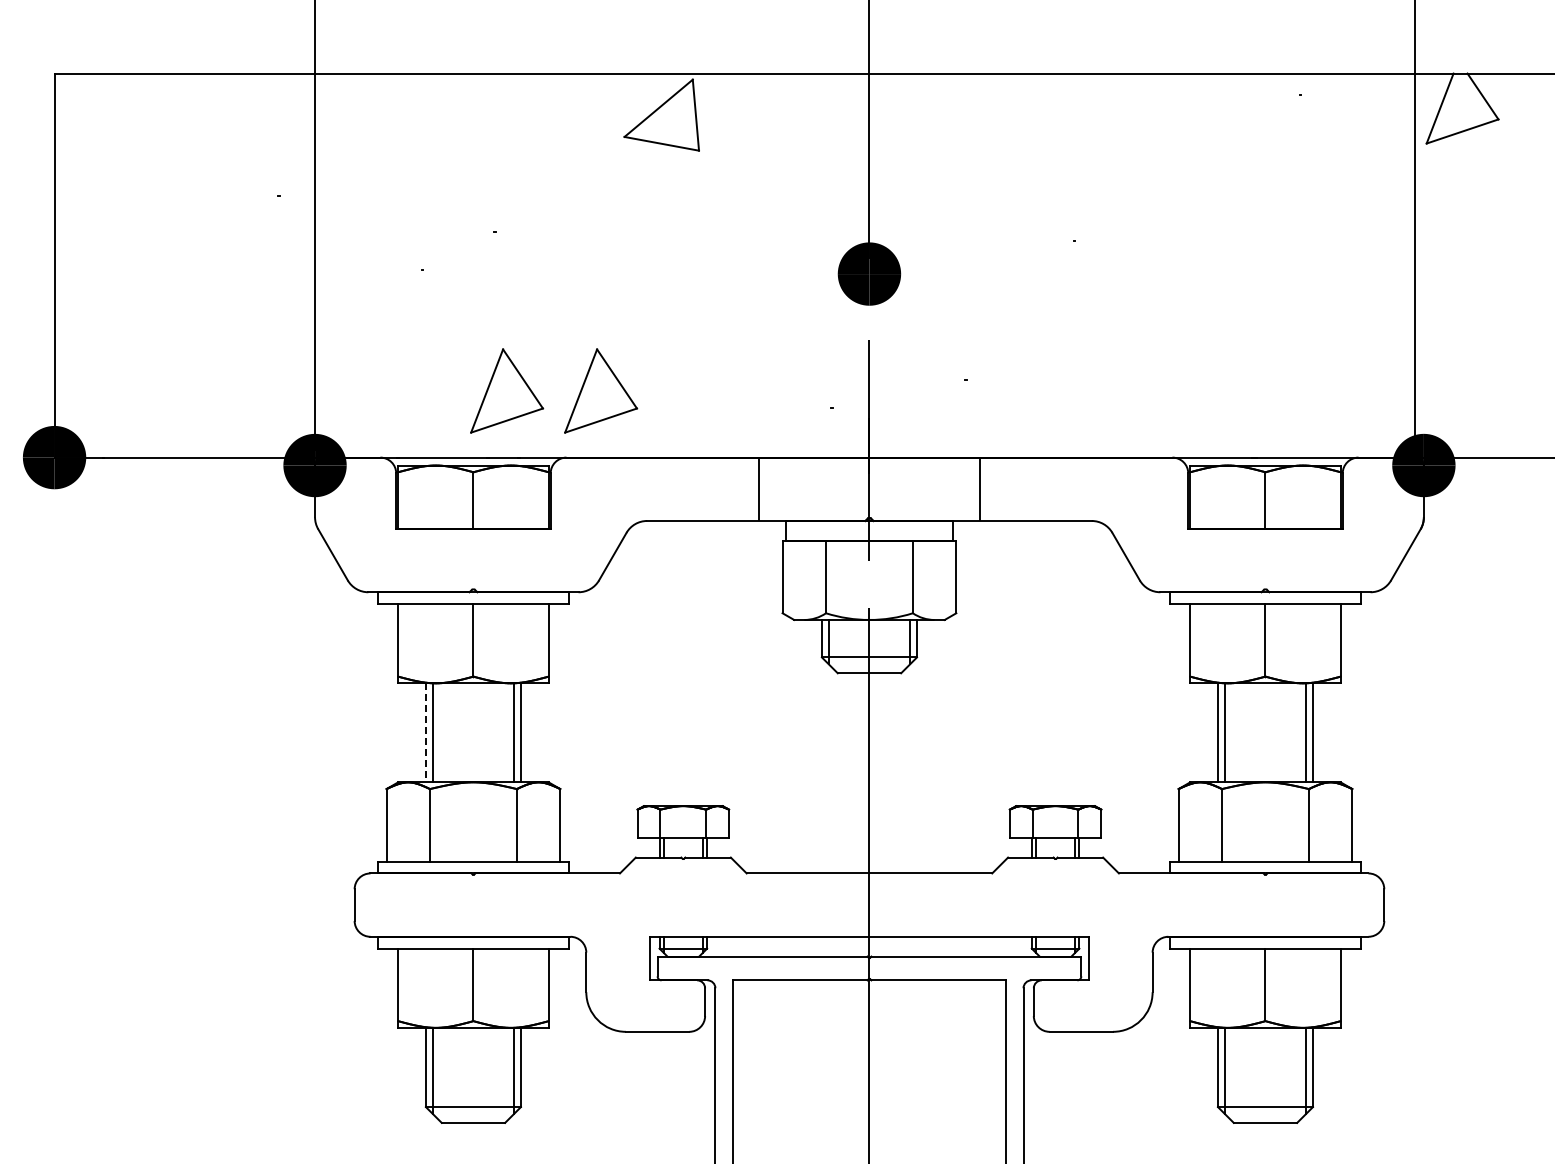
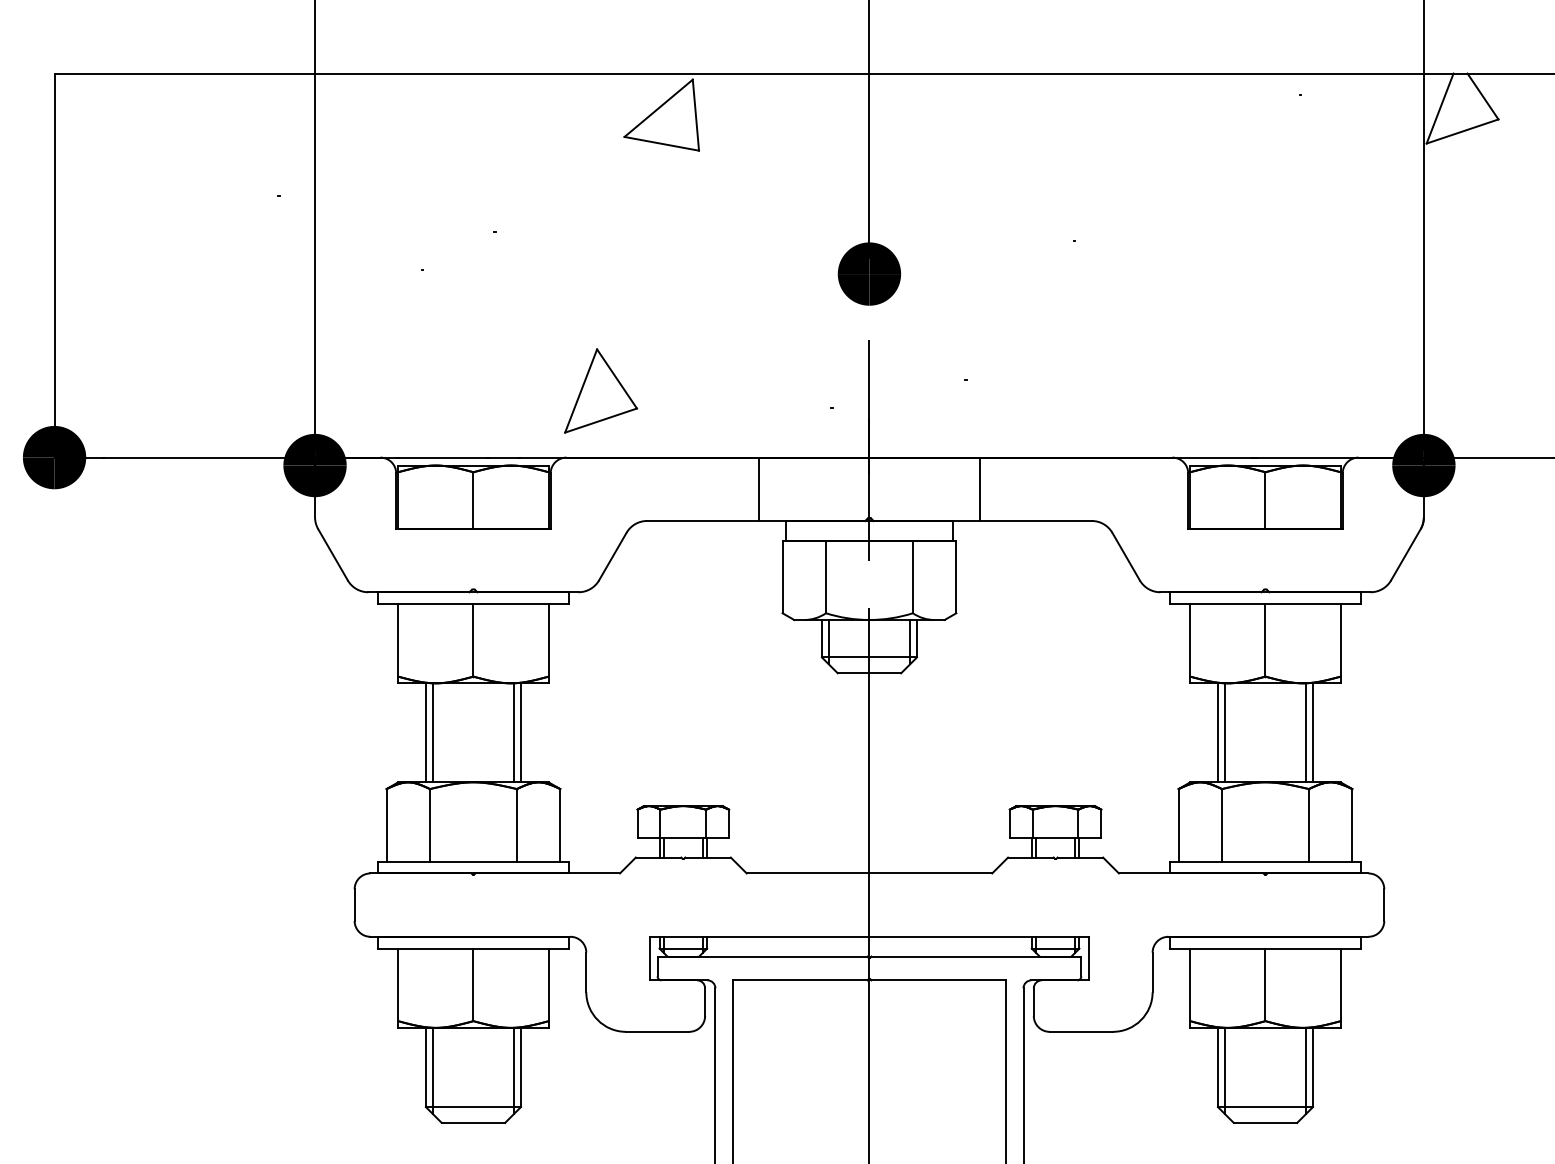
line position: (1414, 225) -> (1423, 225) (1423, 225)
part: present -> none (507, 390)
line: dashed -> solid (425, 732)
